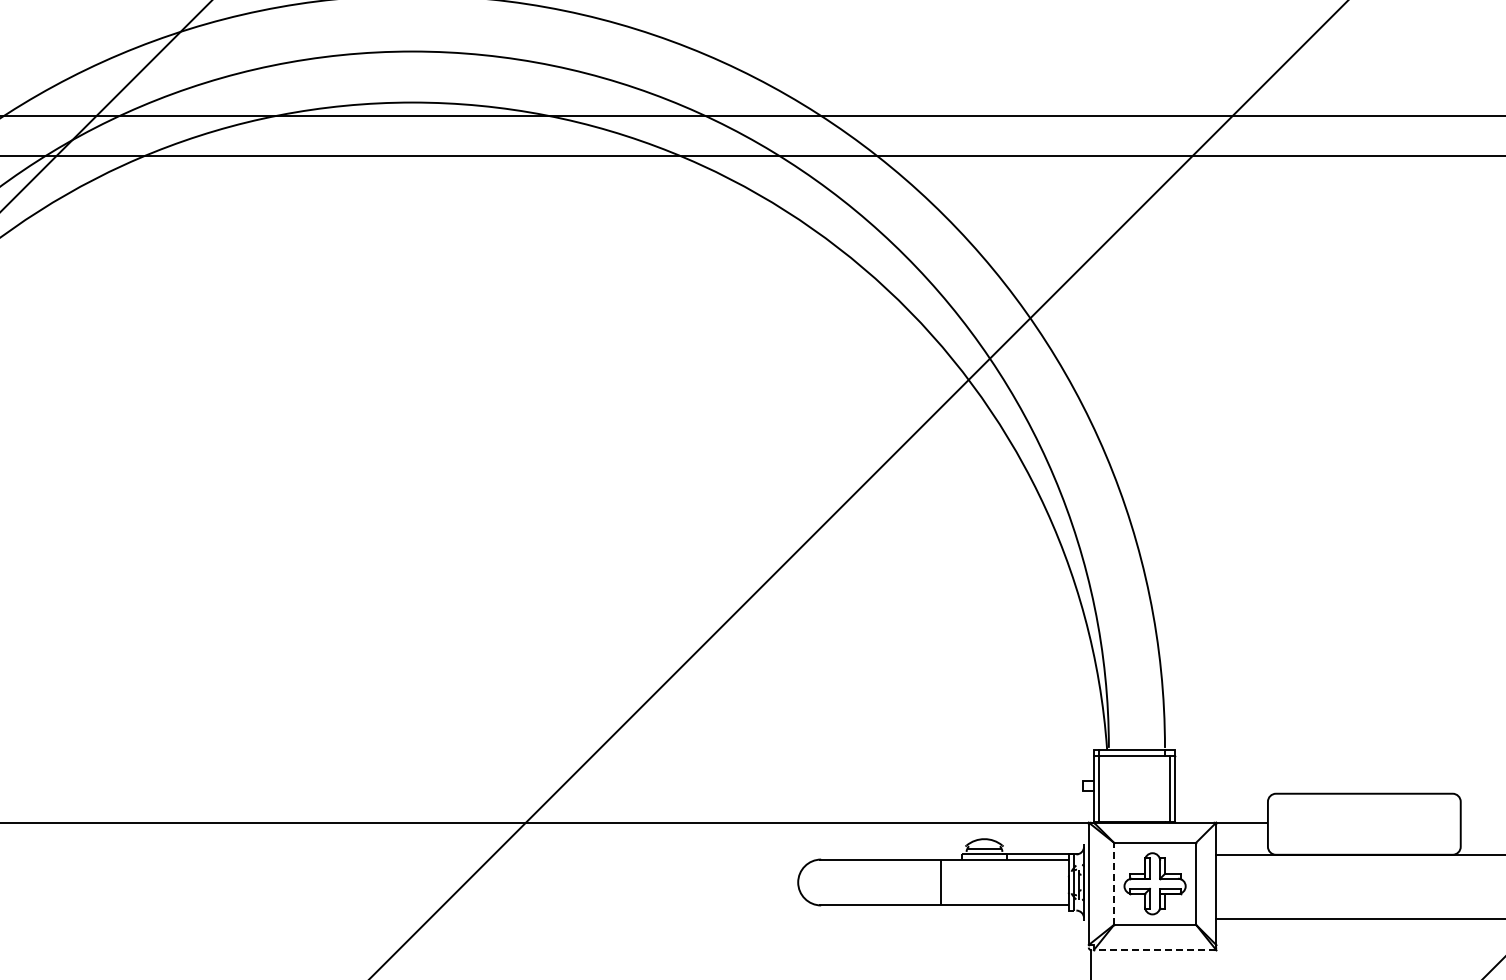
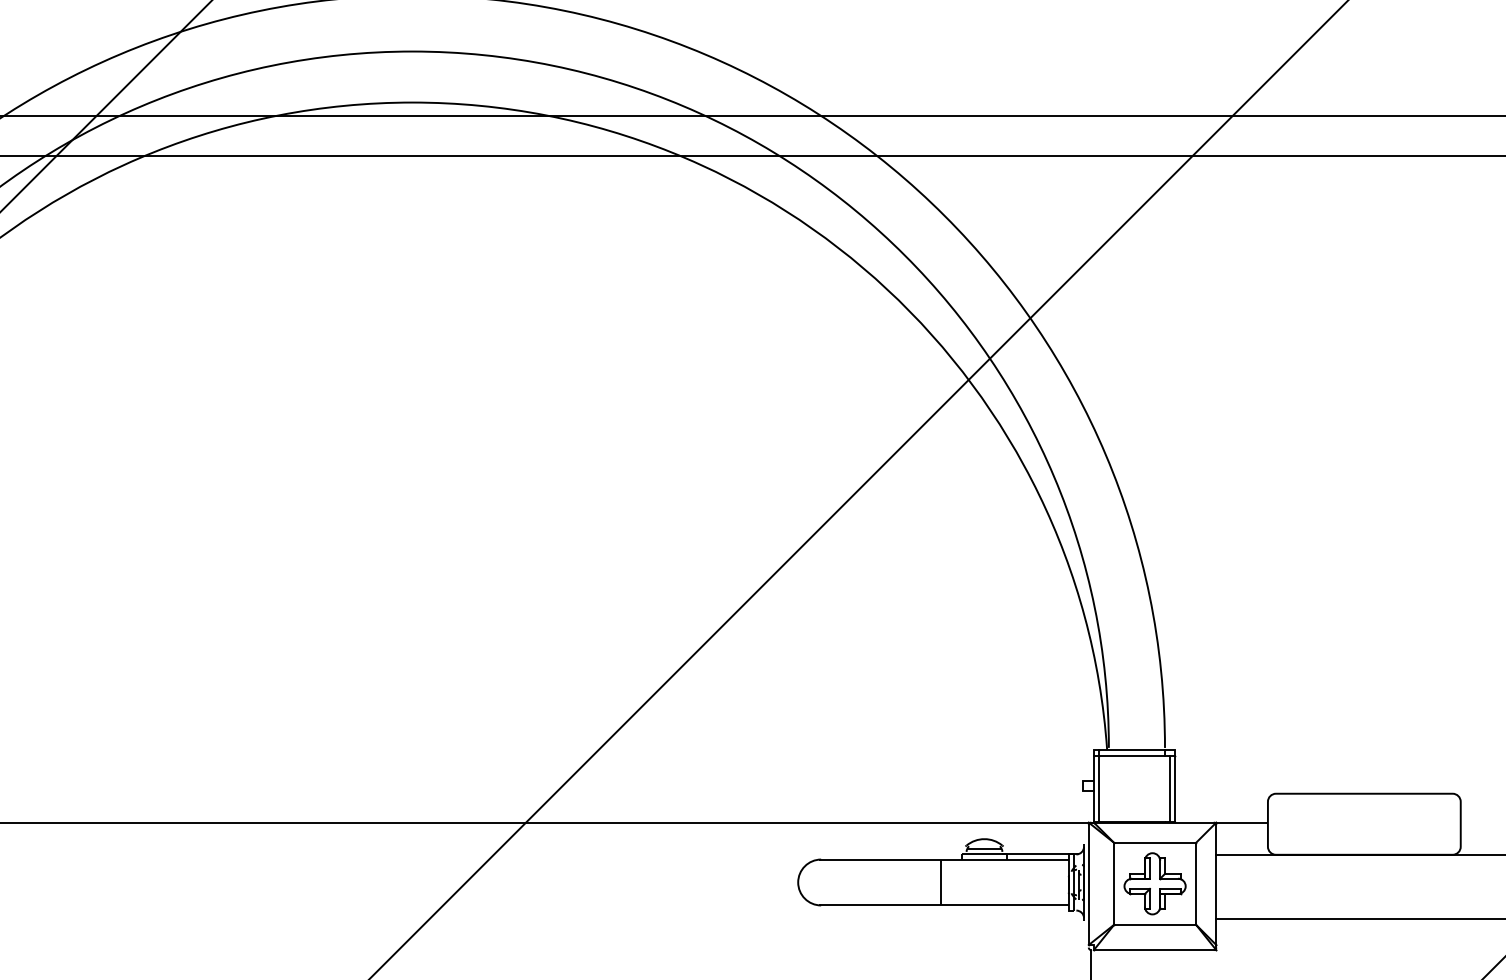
line: dashed -> solid (1114, 883)
line: dashed -> solid (1154, 950)
